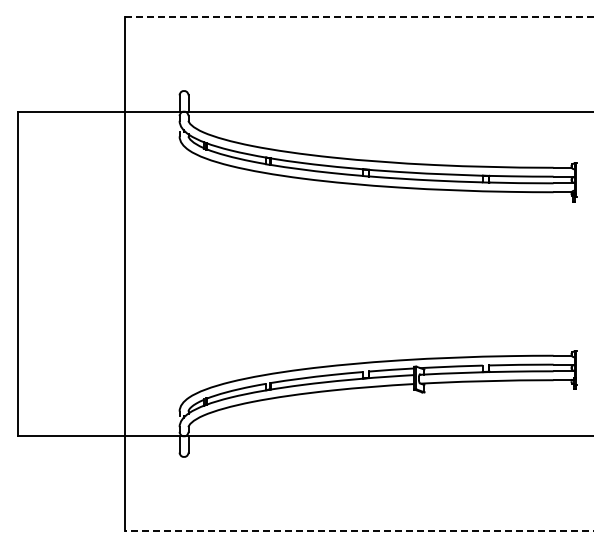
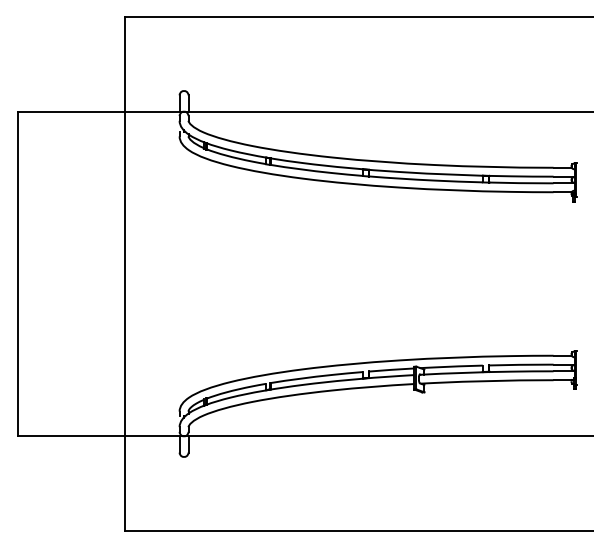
line: dashed -> solid (359, 16)
line: dashed -> solid (358, 531)
